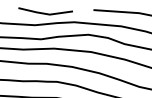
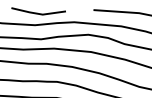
line position: (44, 12) -> (37, 12) (37, 12)
